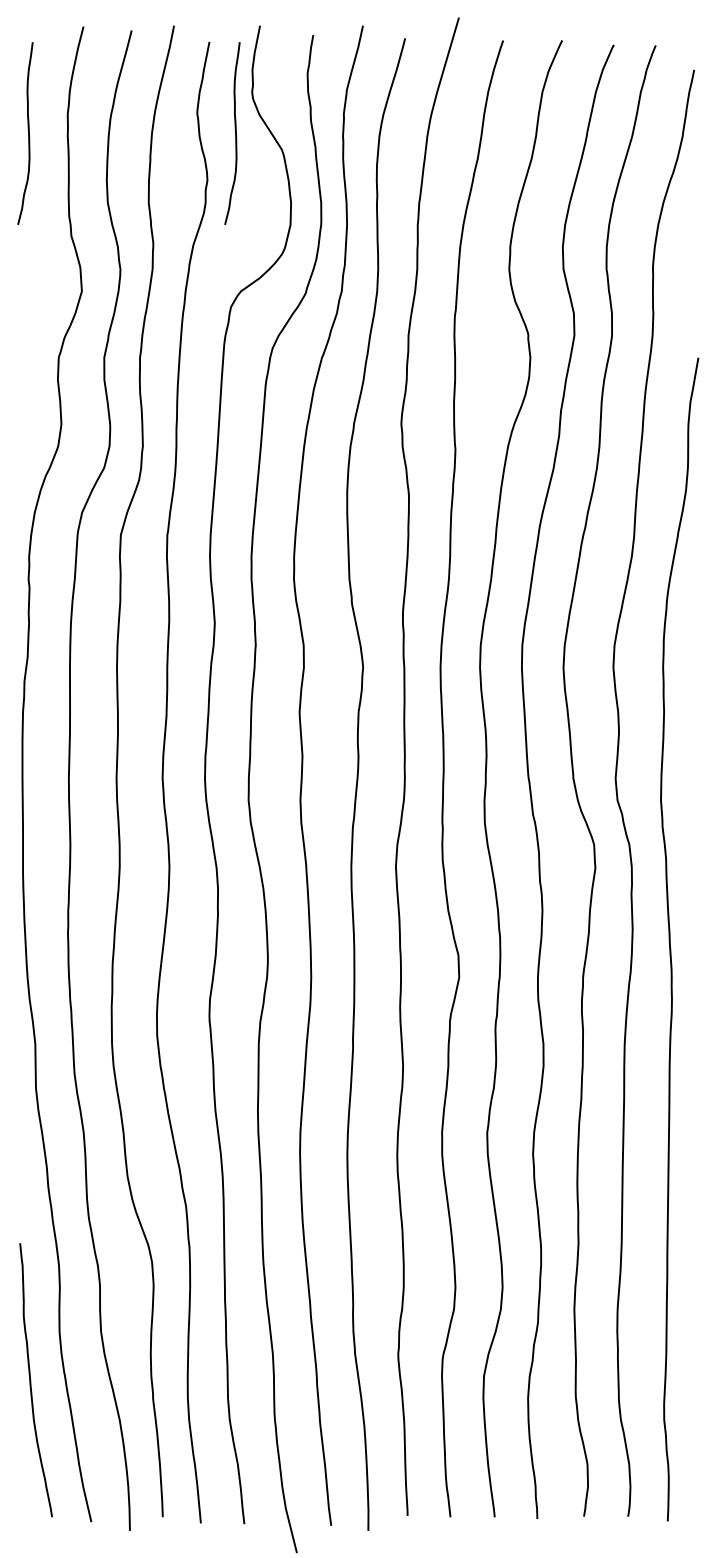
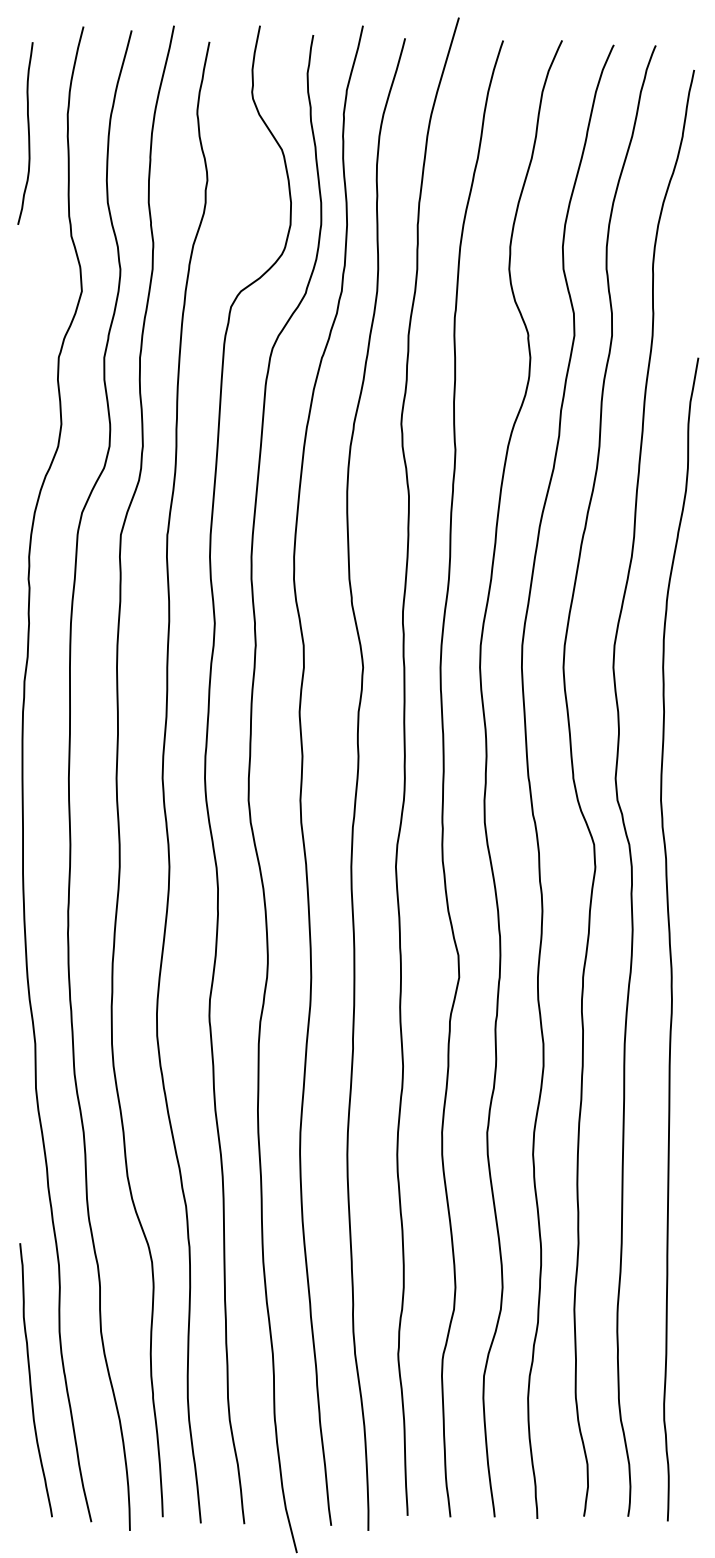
curve: present -> none (235, 133)
